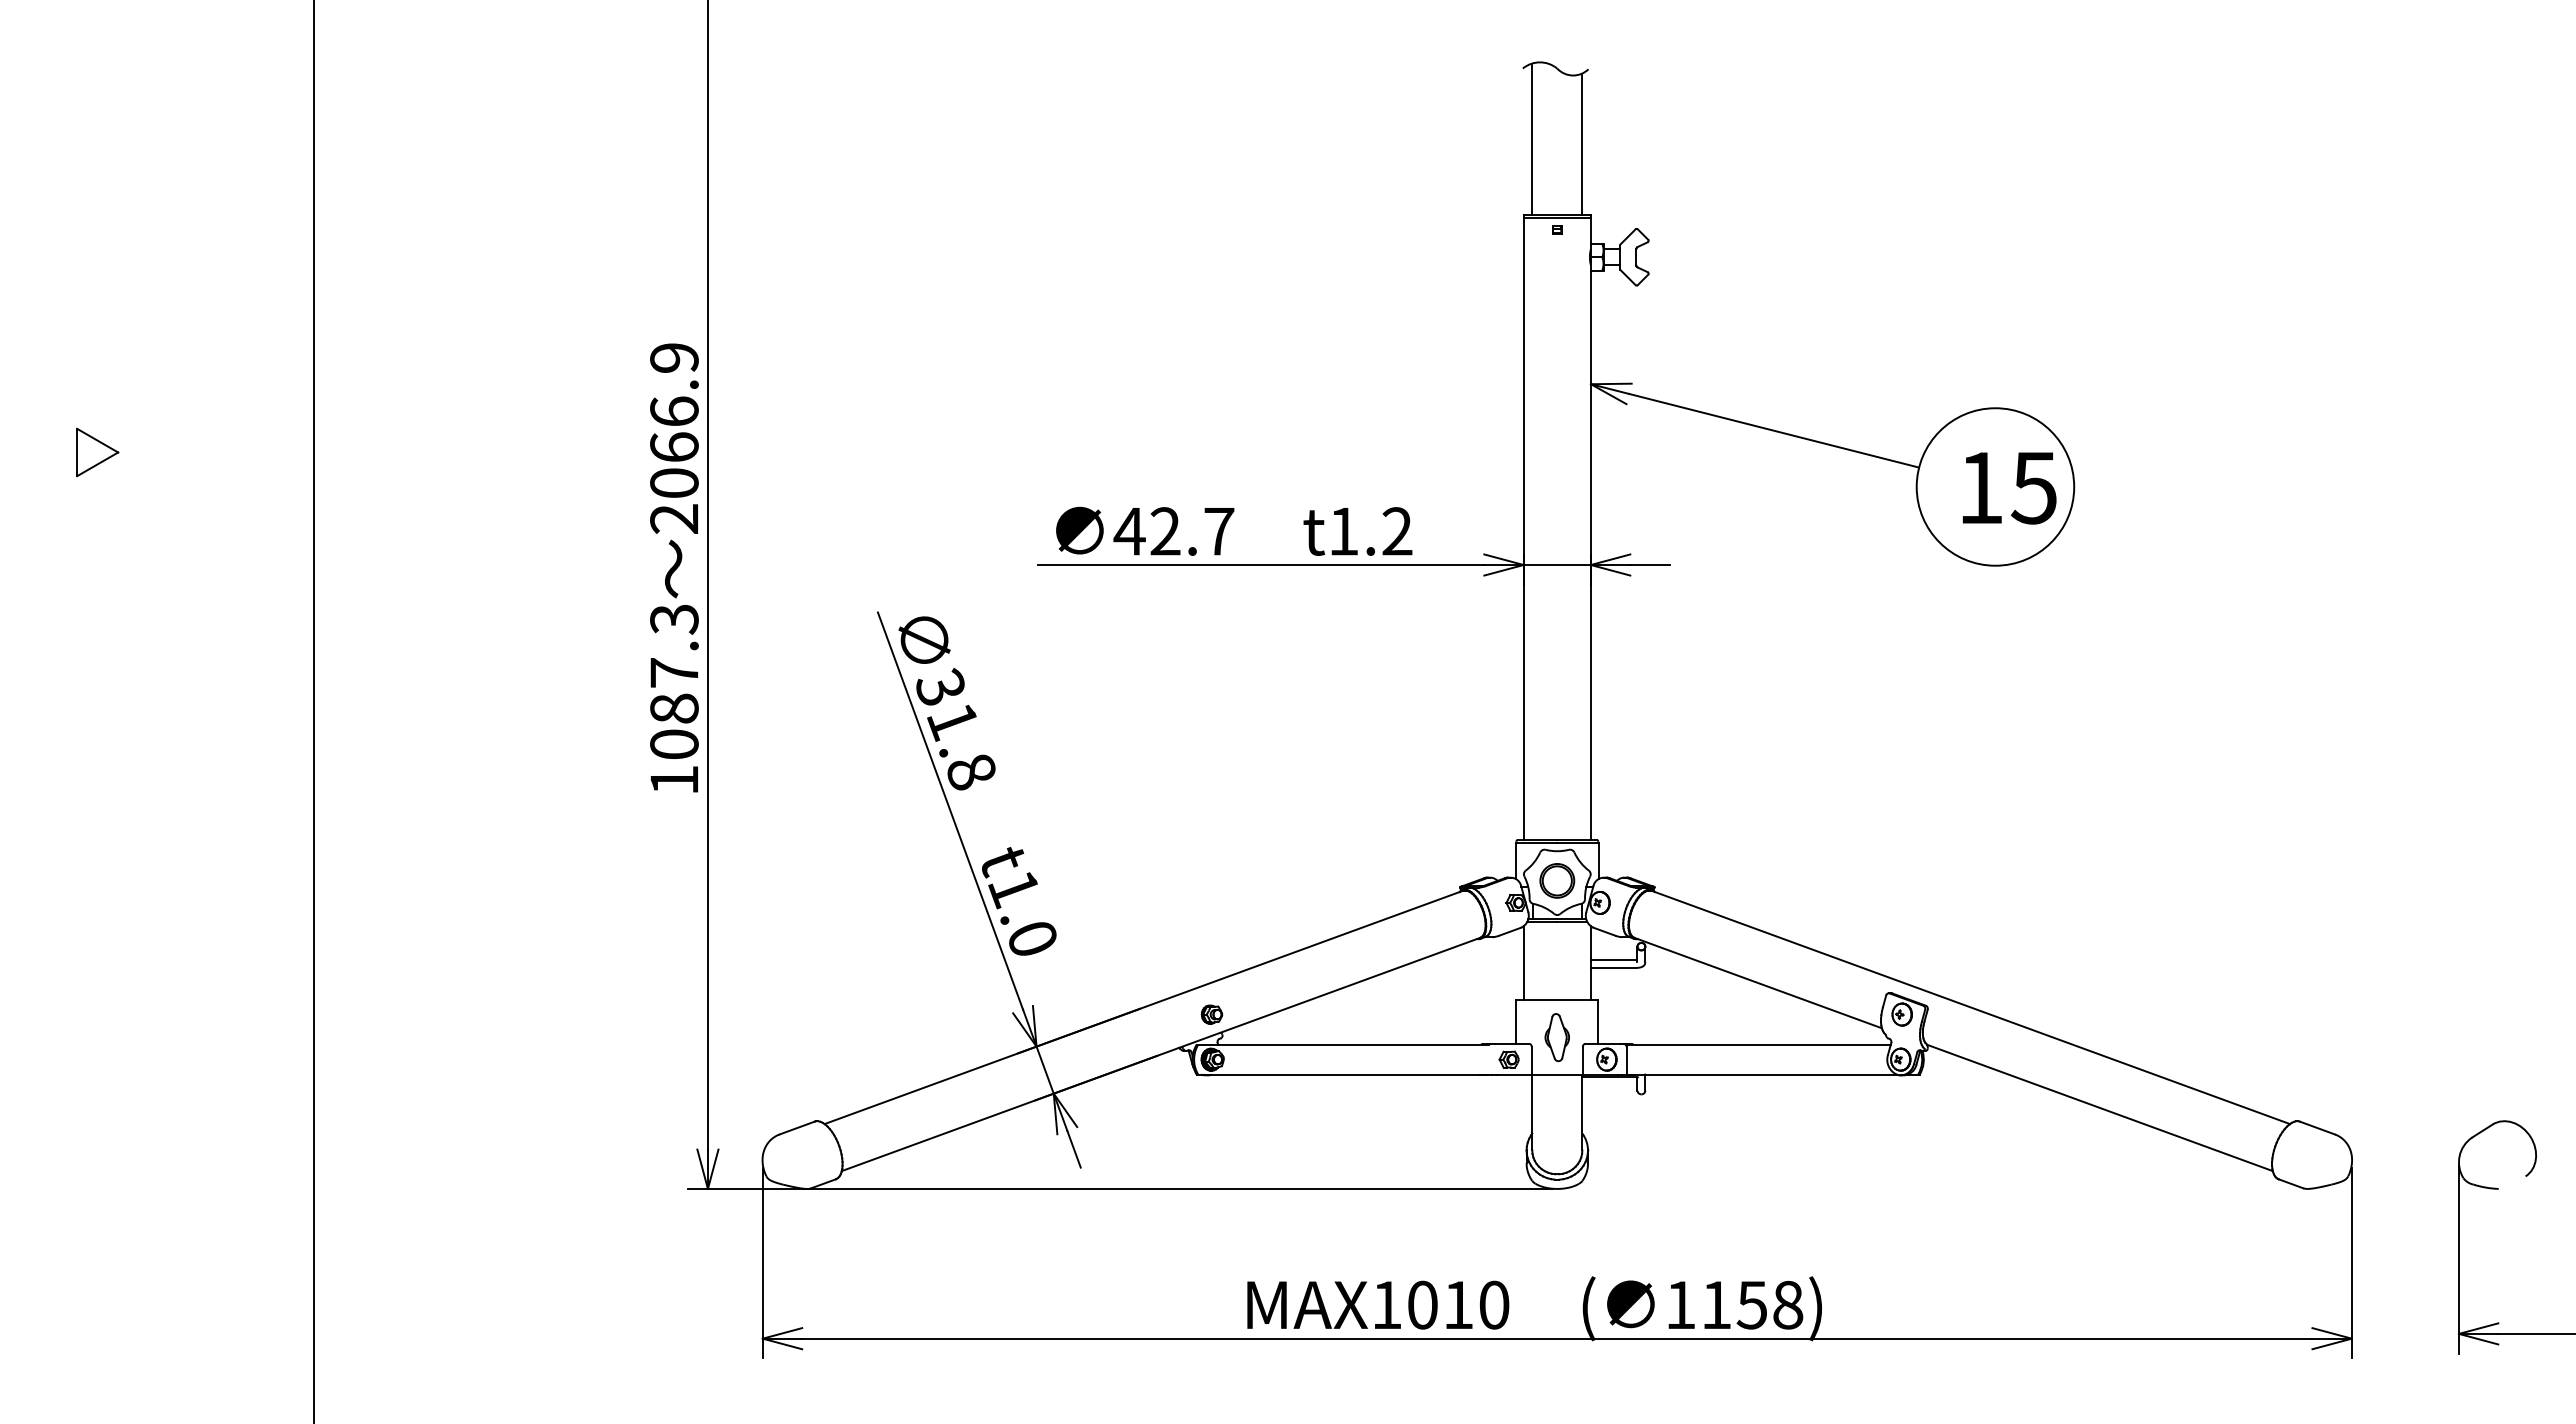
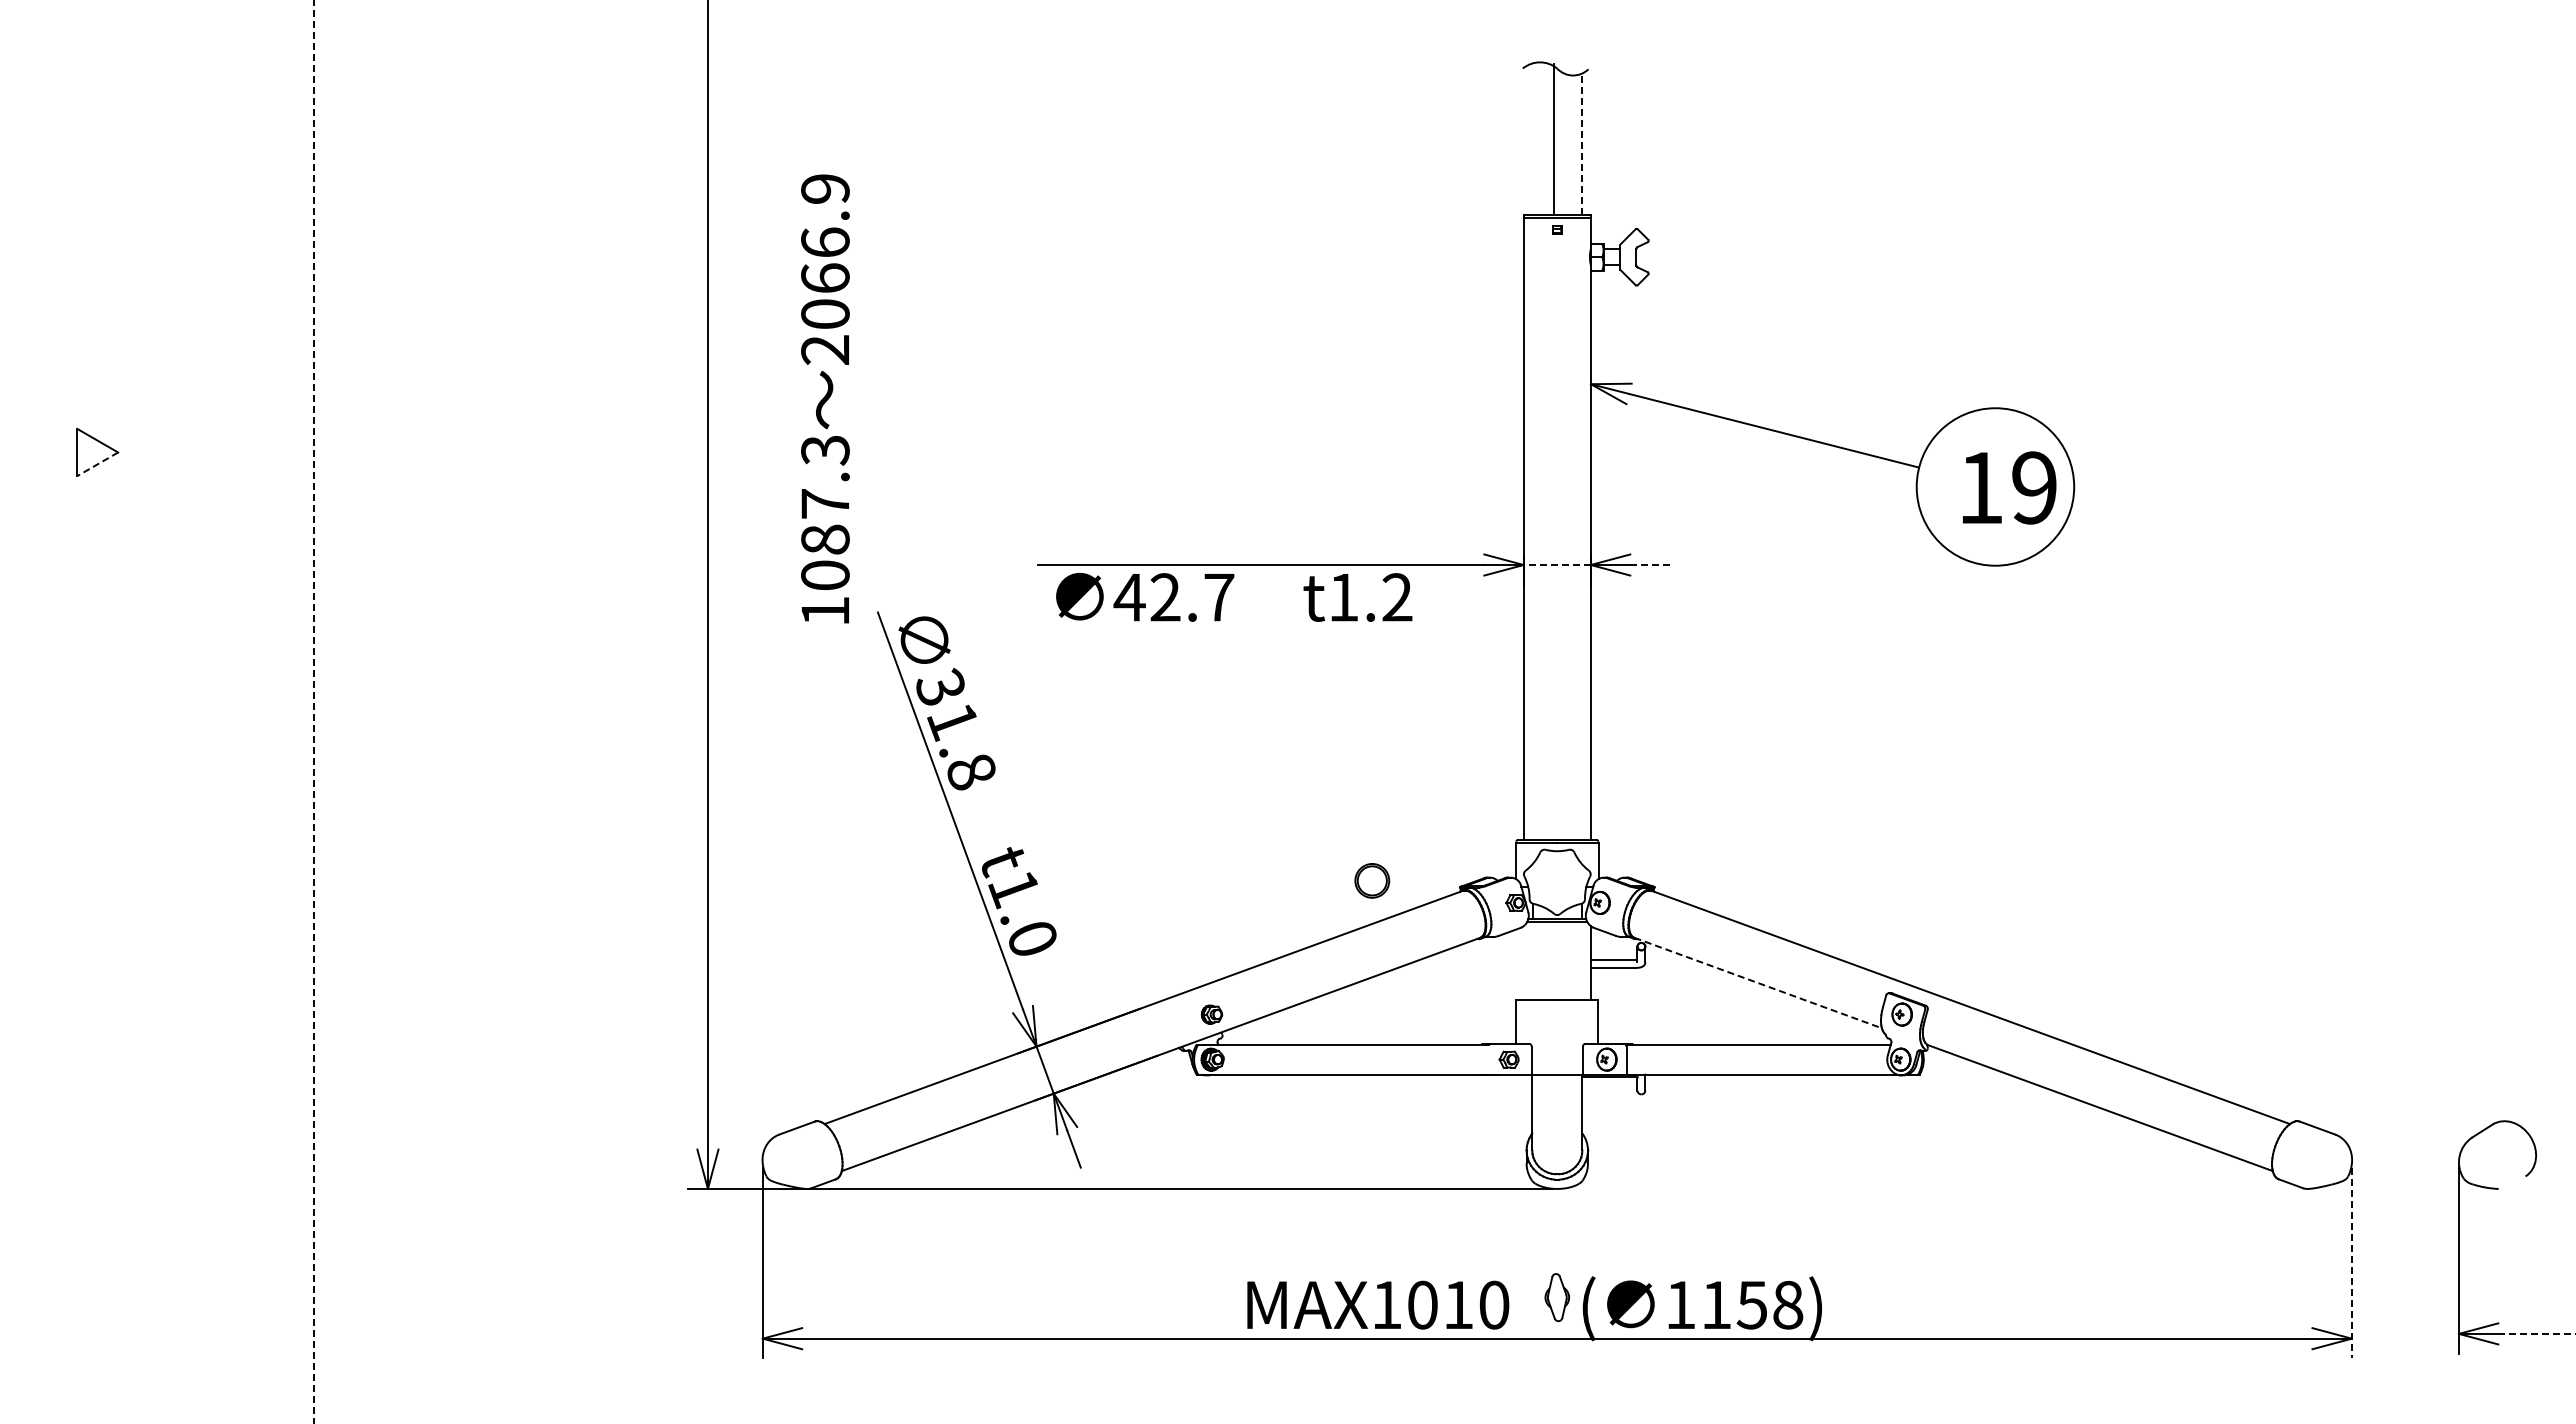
line position: (1532, 138) -> (1554, 138) (1554, 138)
line: solid -> dashed (1582, 144)
line: solid -> dashed (97, 464)
text: 15 -> 19 (2033, 487)
text position: (1234, 530) -> (1234, 596) (1234, 596)
line: solid -> dashed (1557, 565)
line: solid -> dashed (1650, 565)
text position: (674, 567) -> (825, 398) (825, 398)
line: solid -> dashed (313, 712)
part position: (1557, 880) -> (1372, 880) (1372, 880)
line: present -> none (1523, 962)
line: solid -> dashed (1758, 983)
part position: (1556, 1037) -> (1556, 1297) (1556, 1297)
line: solid -> dashed (2351, 1263)
line: solid -> dashed (2537, 1333)
